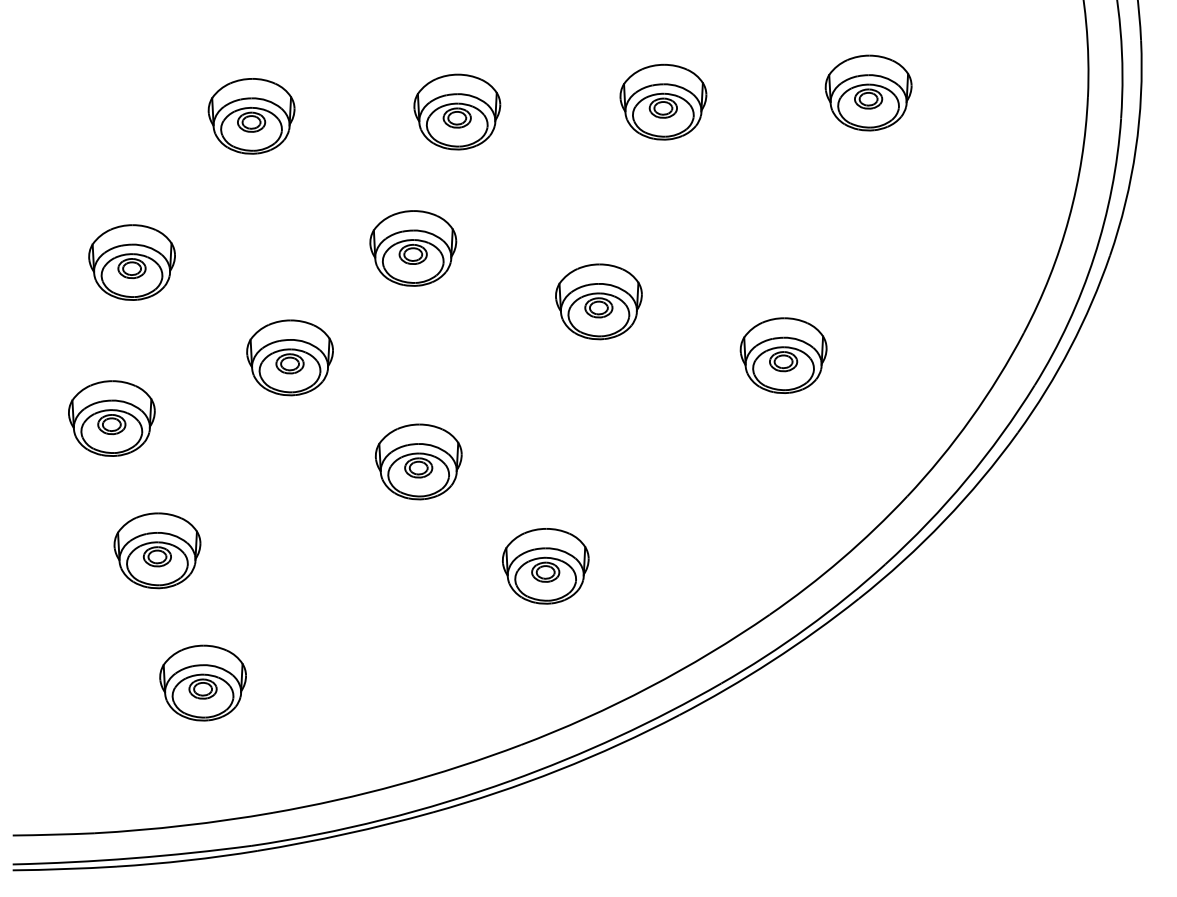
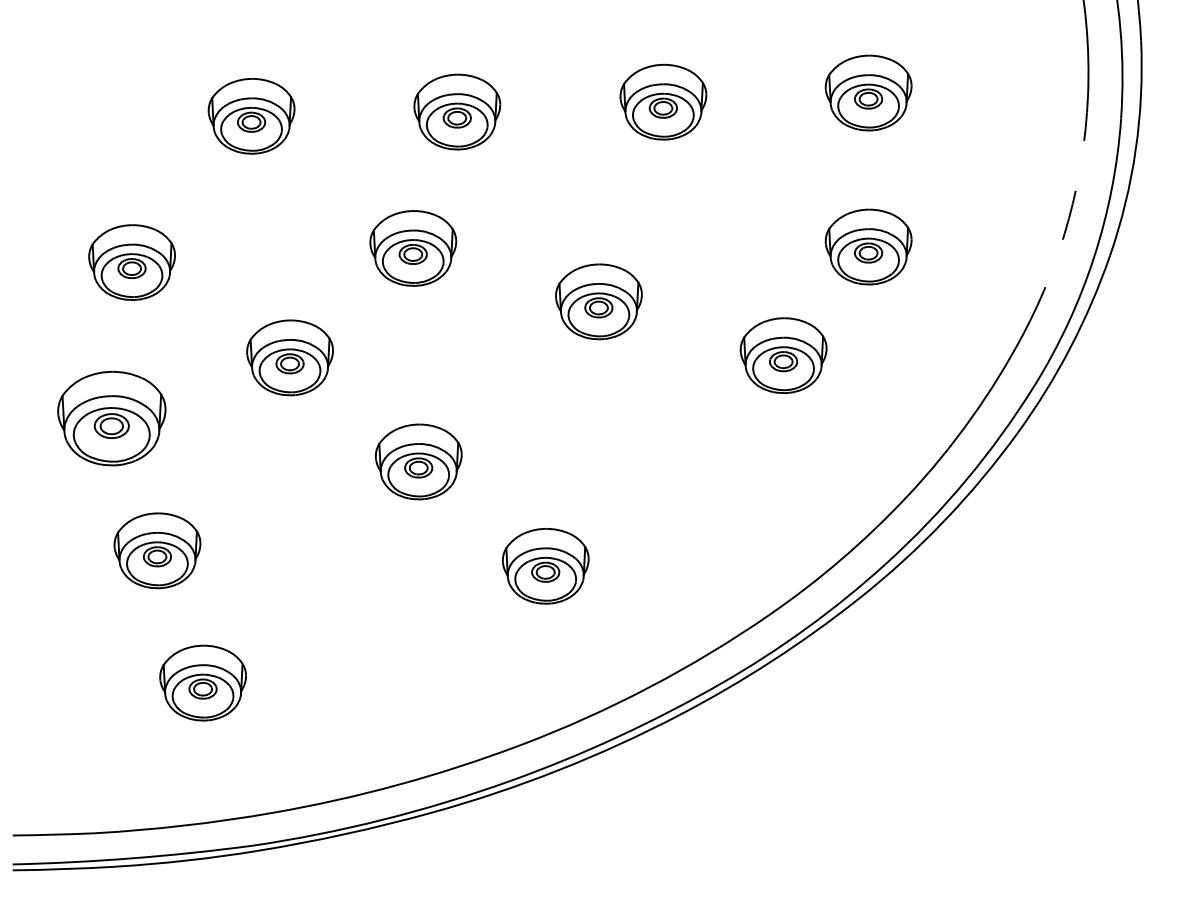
arc: solid -> dashed (1069, 218)
part: none -> present (868, 246)
part size: 88x77 px -> 110x96 px (111, 418)
